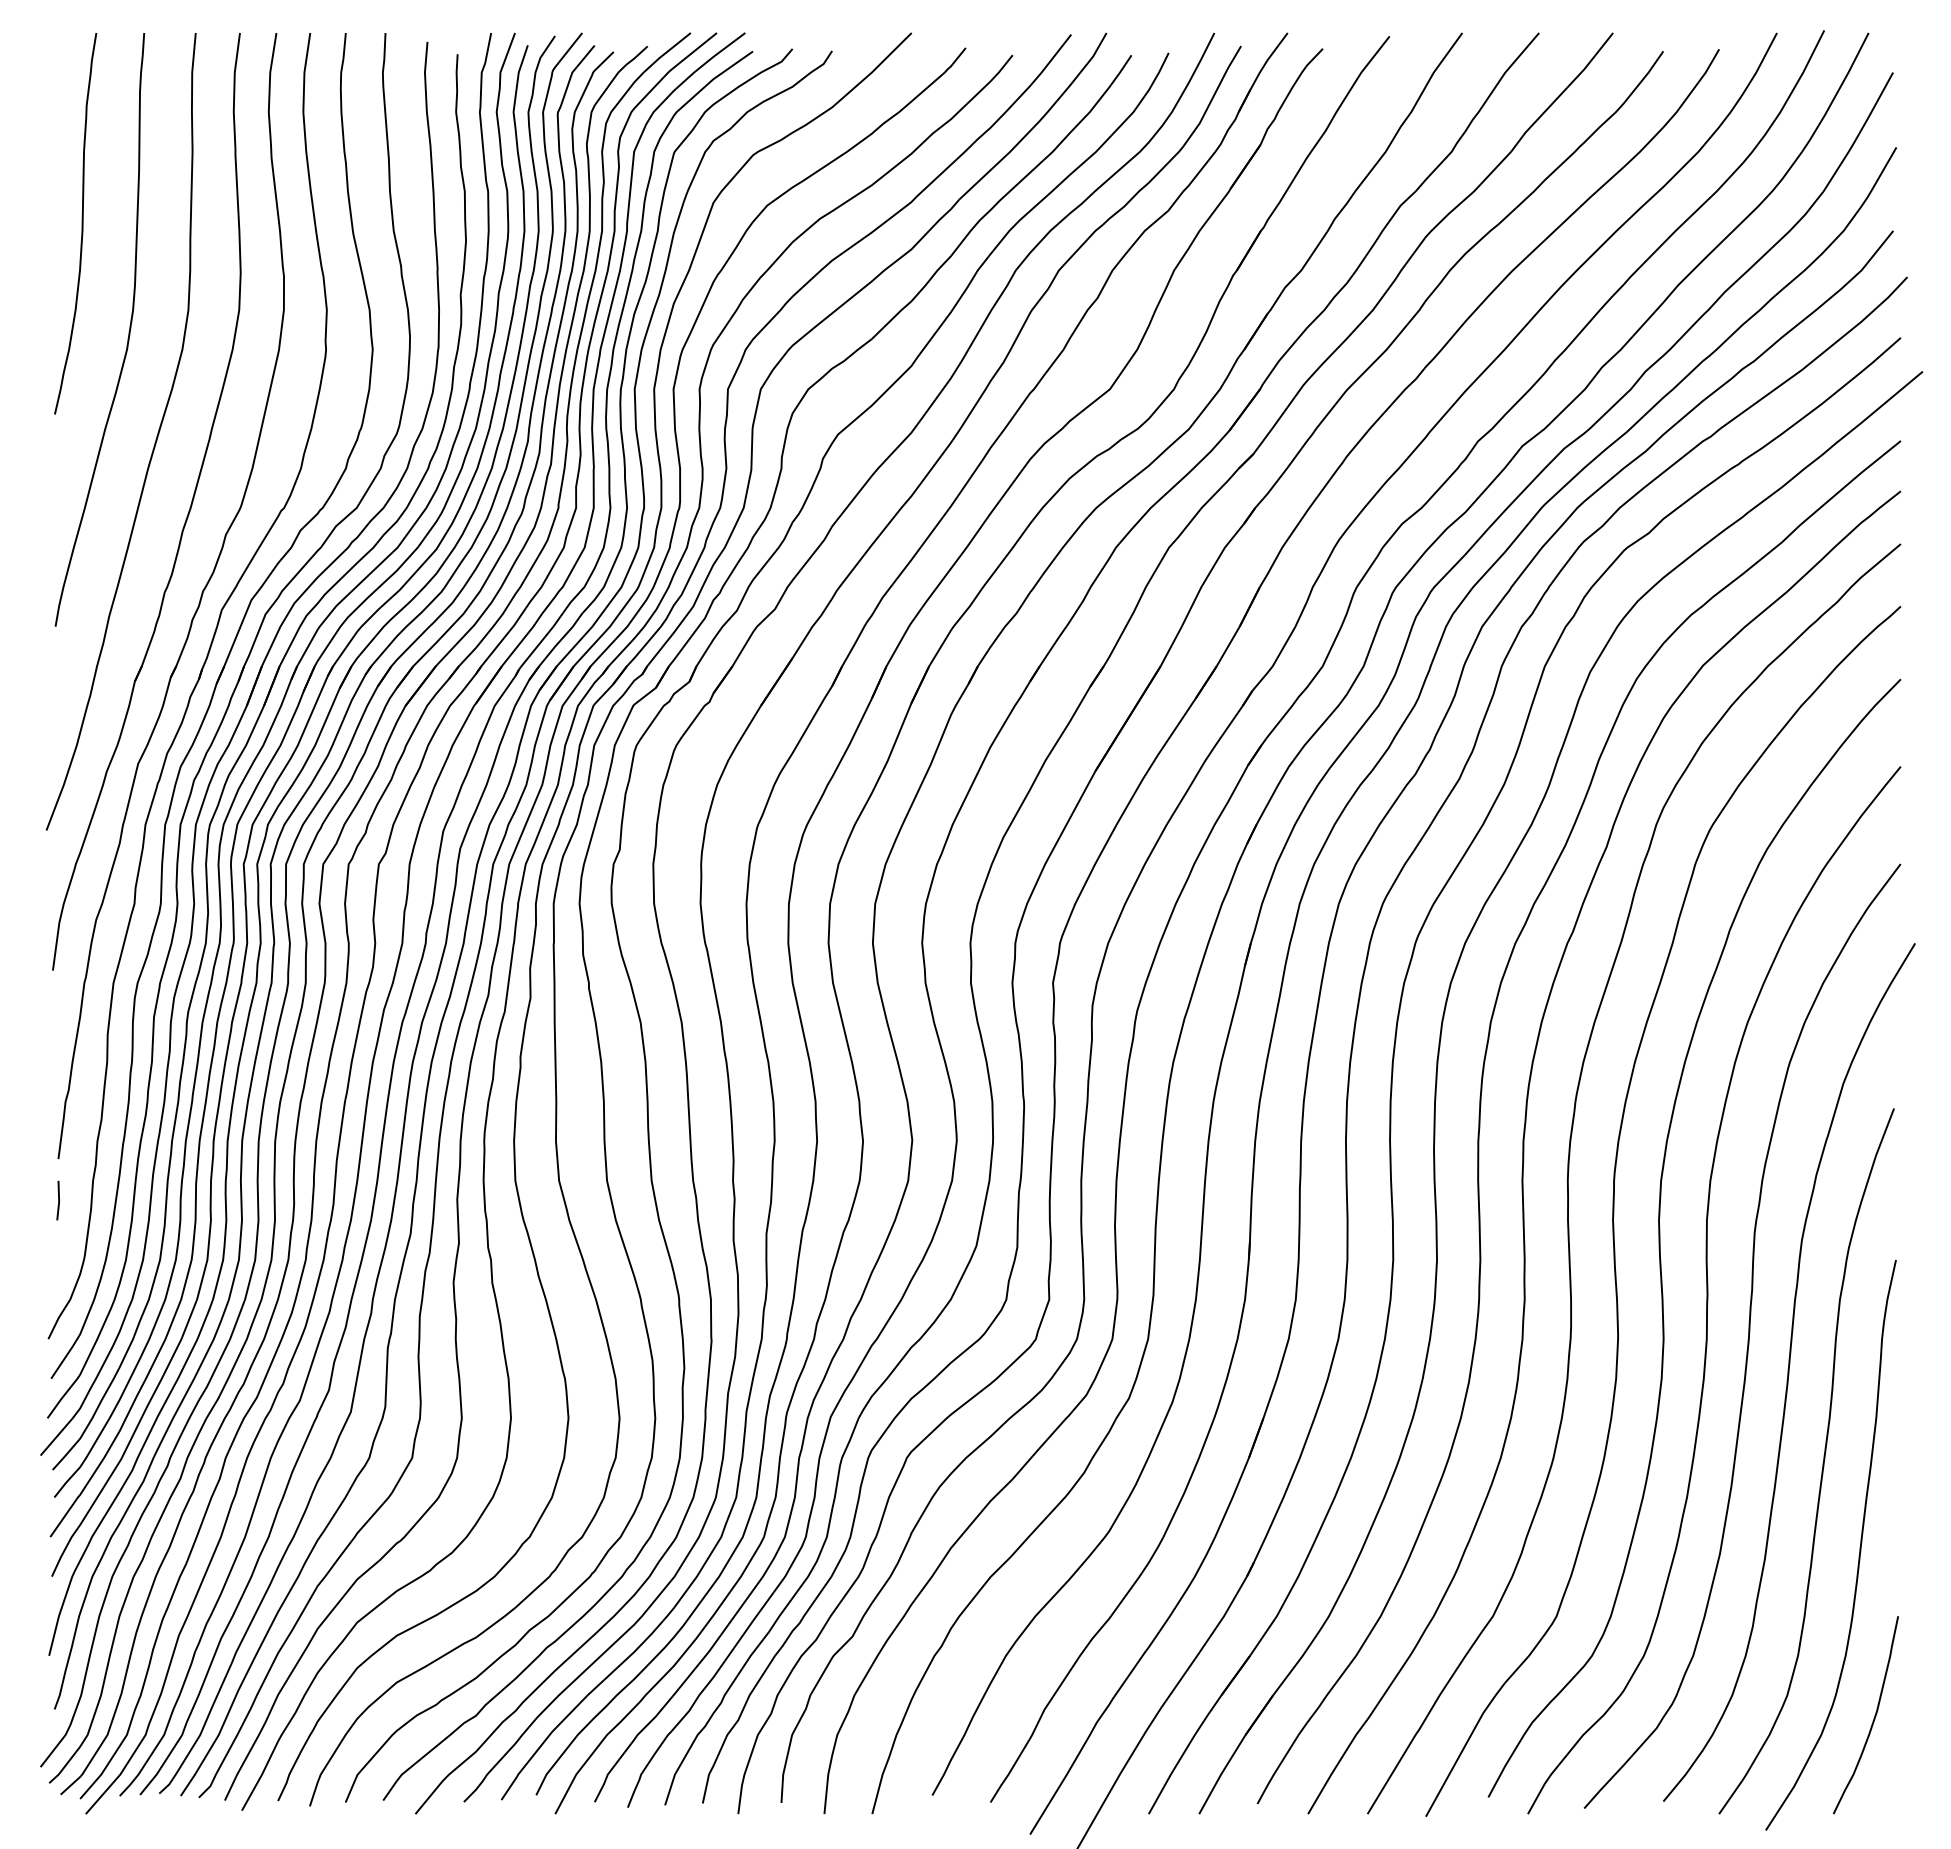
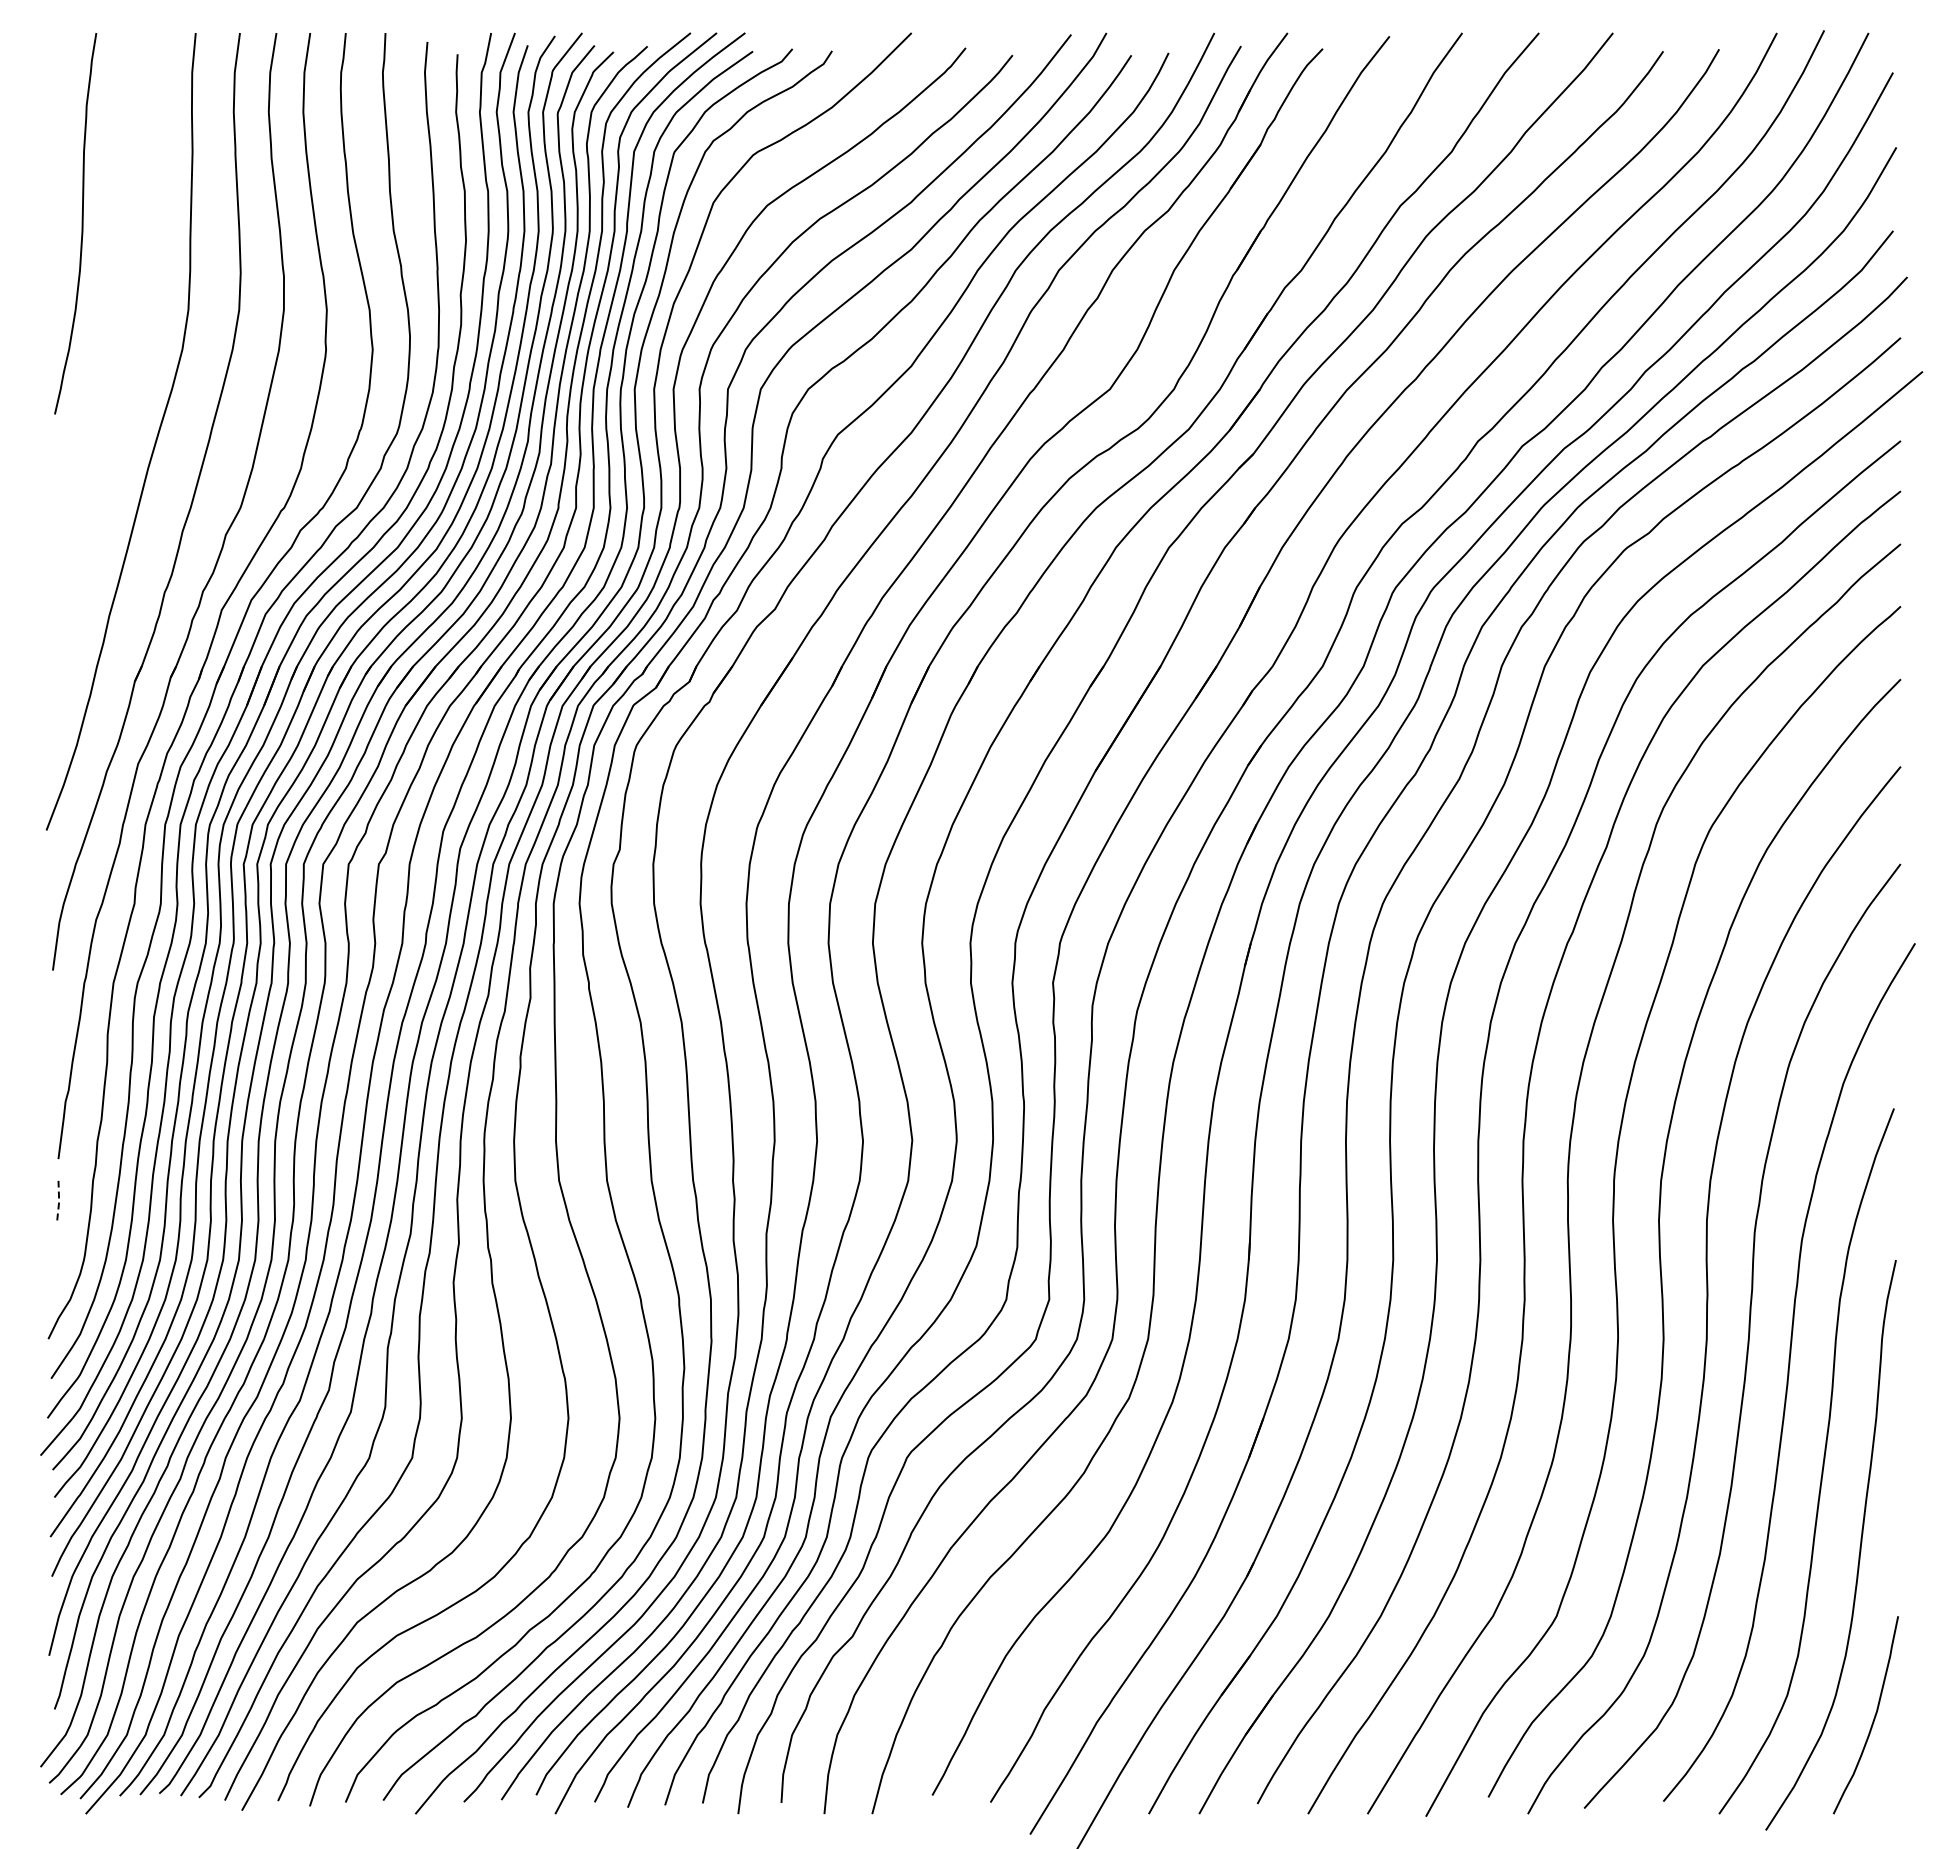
curve: present -> none (128, 331)
line: solid -> dashed (59, 1200)
